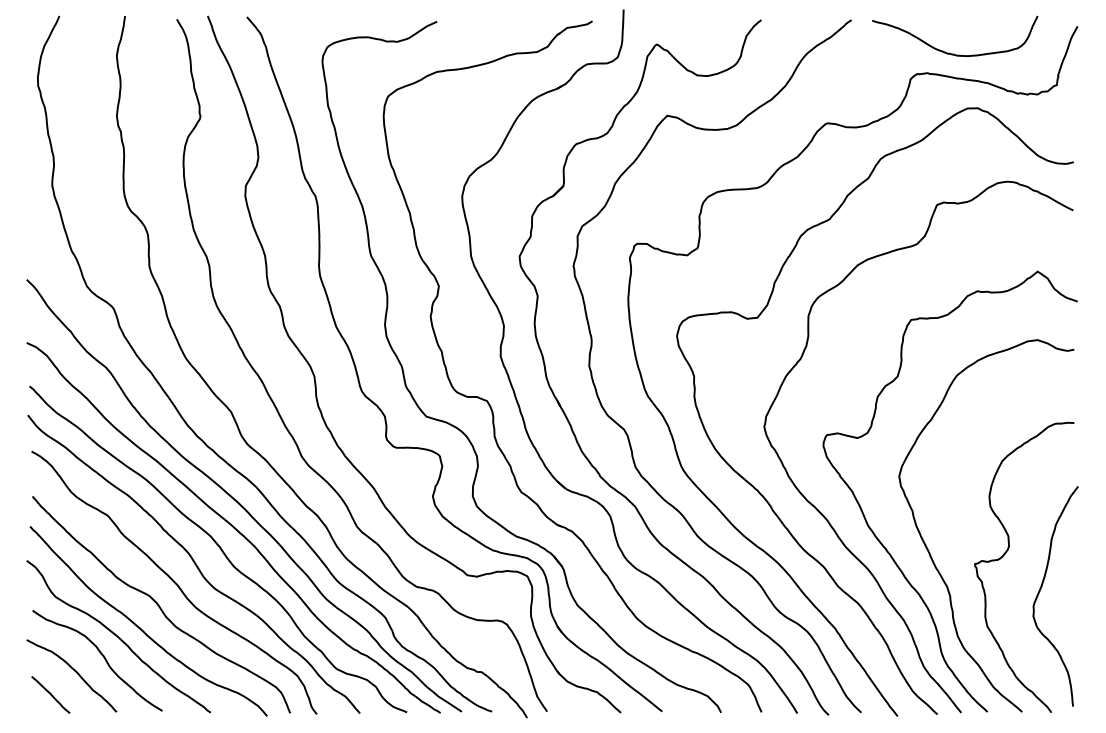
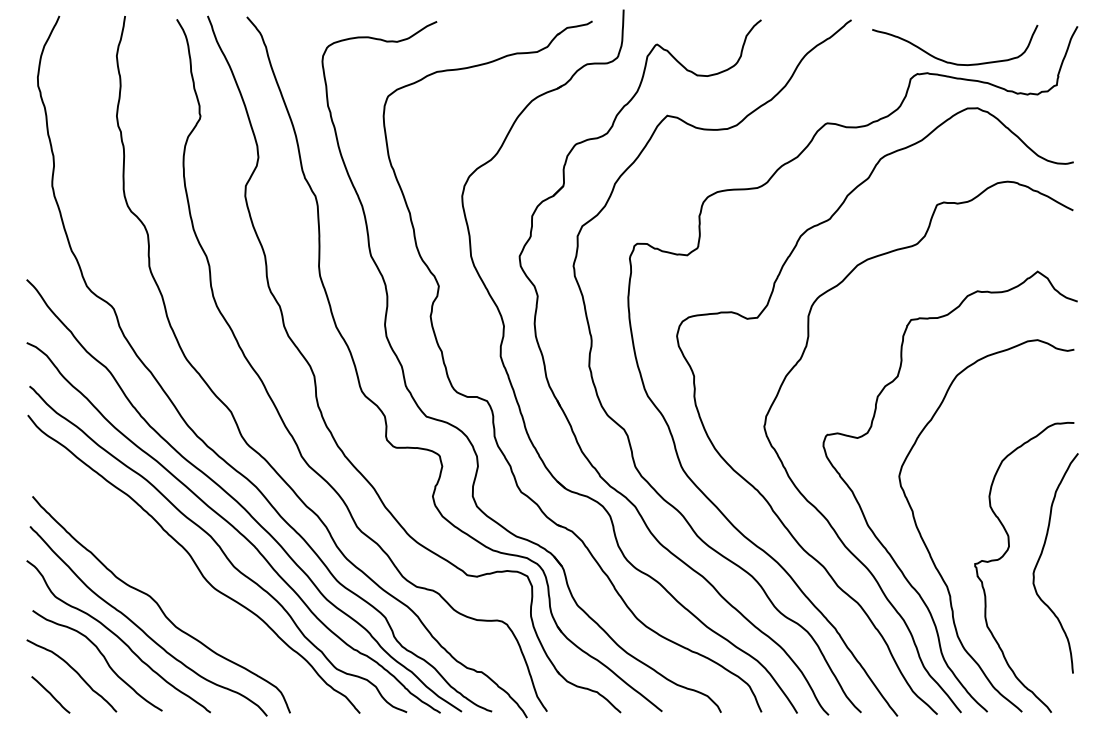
curve position: (949, 52) -> (949, 61) (949, 61)
curve: present -> none (174, 582)
curve position: (1041, 589) -> (1041, 556) (1041, 556)
